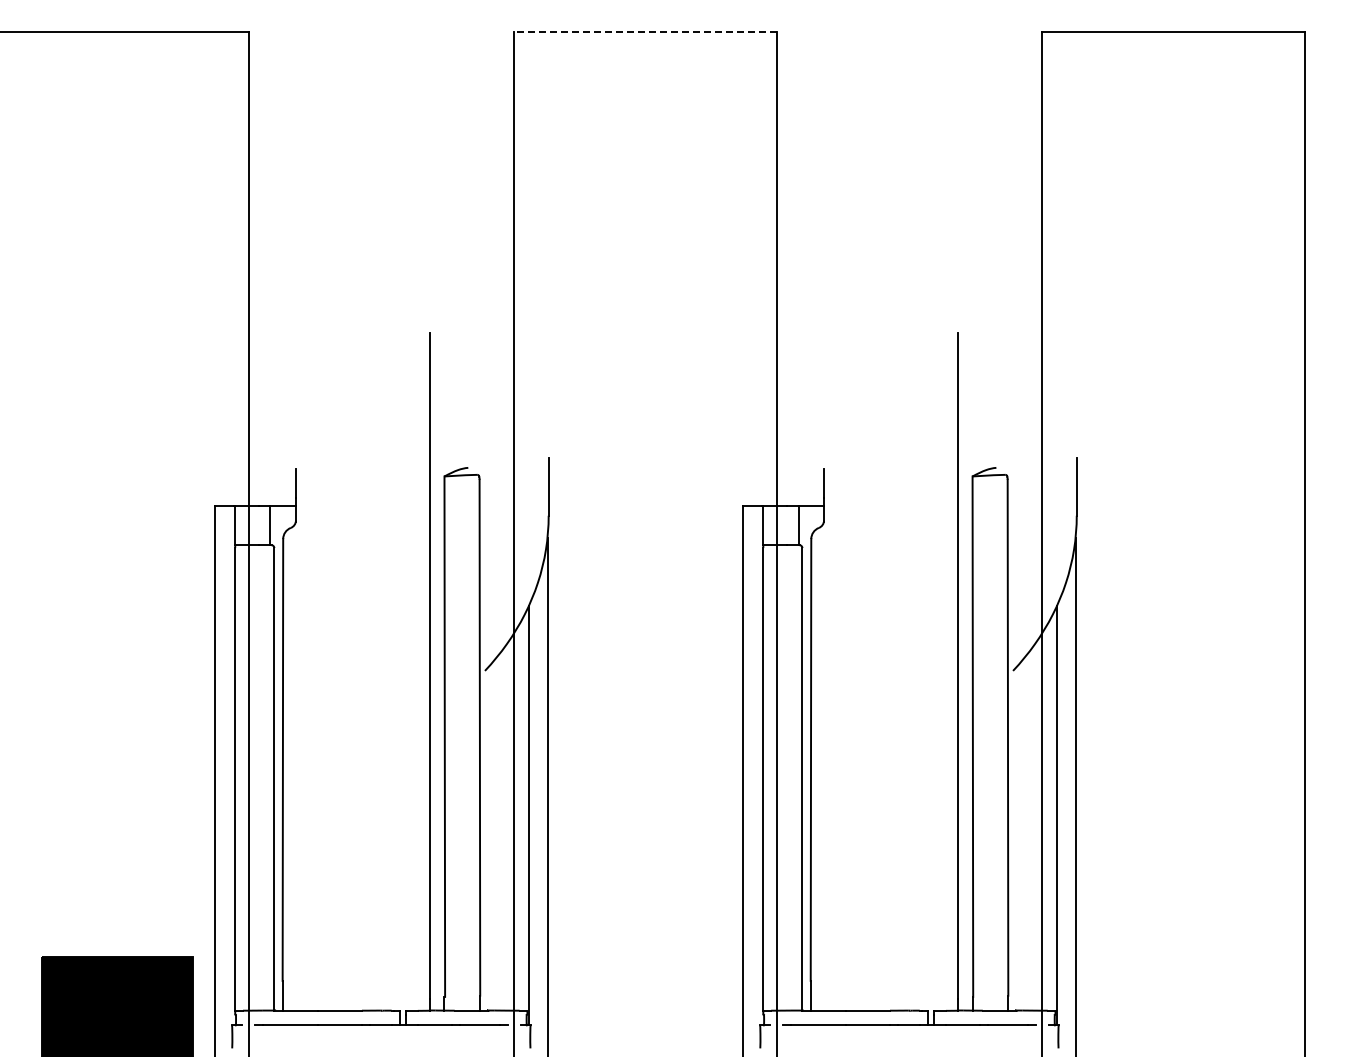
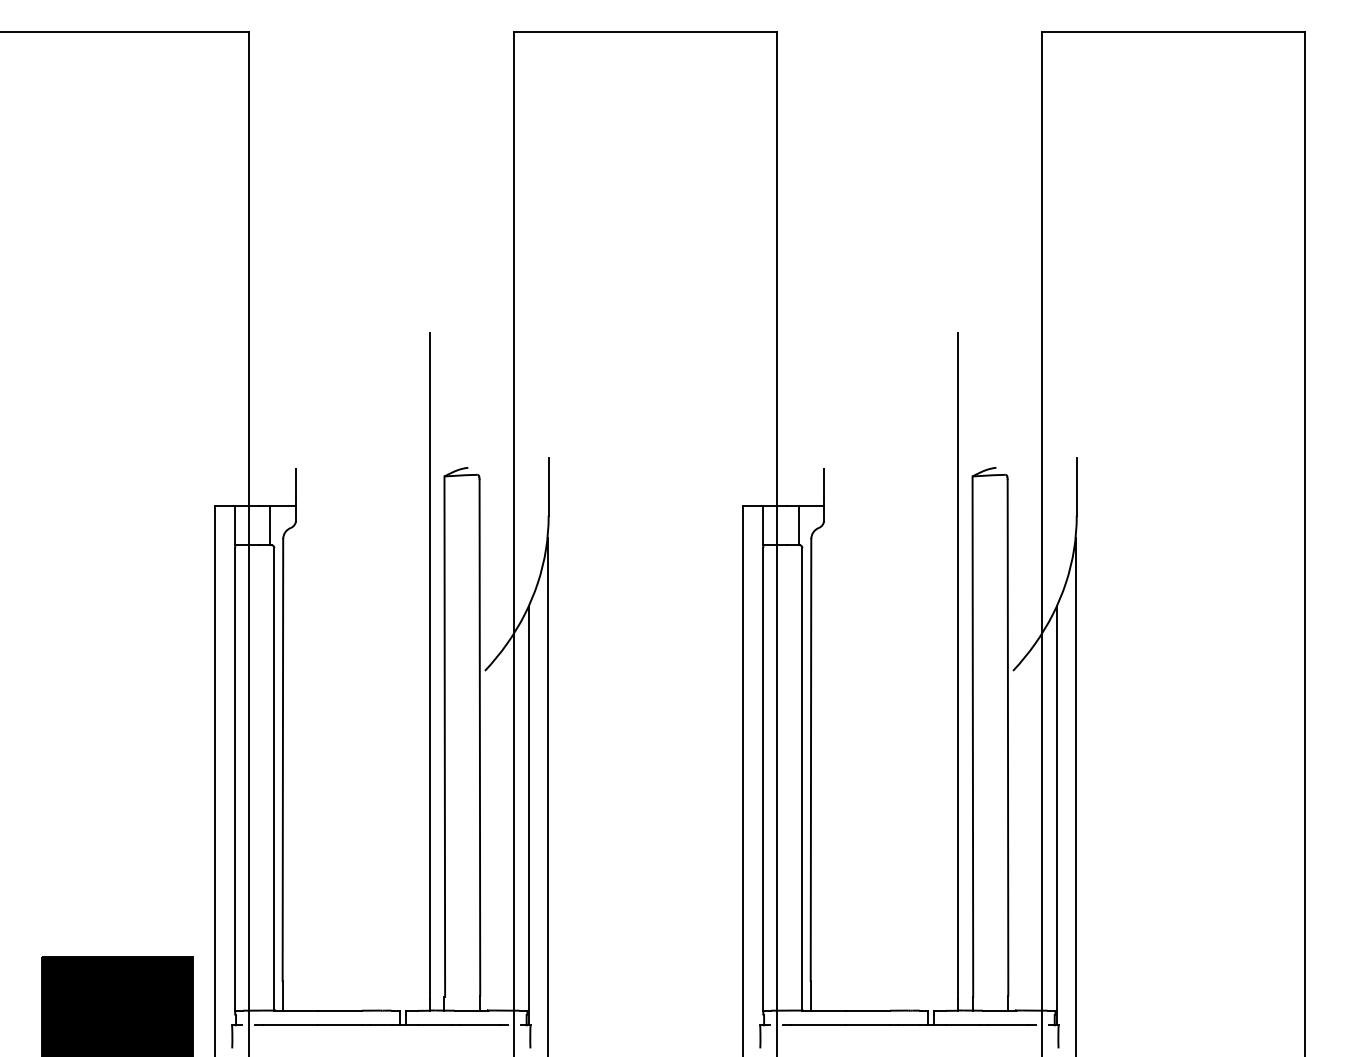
line: dashed -> solid (644, 31)
